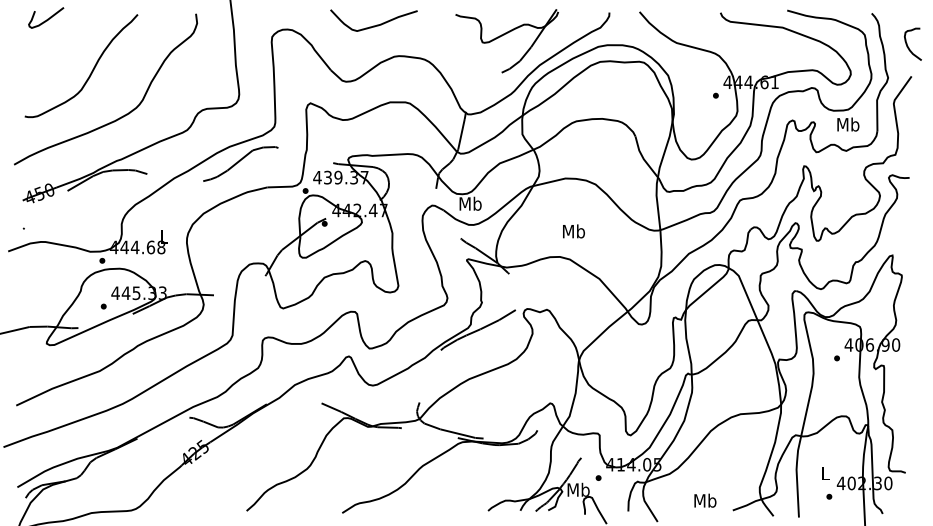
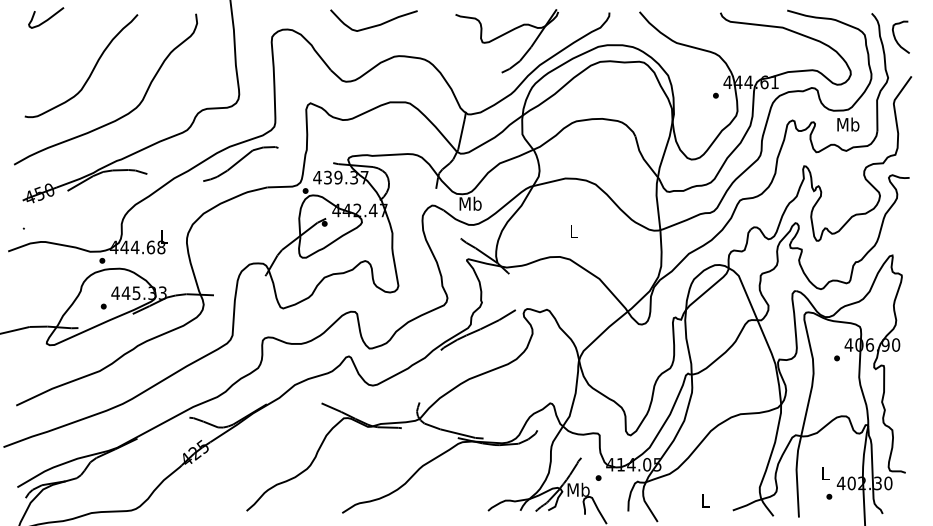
curve position: (907, 43) -> (895, 36) (895, 36)
text: Mb -> L (573, 231)
text: Mb -> L (705, 500)
